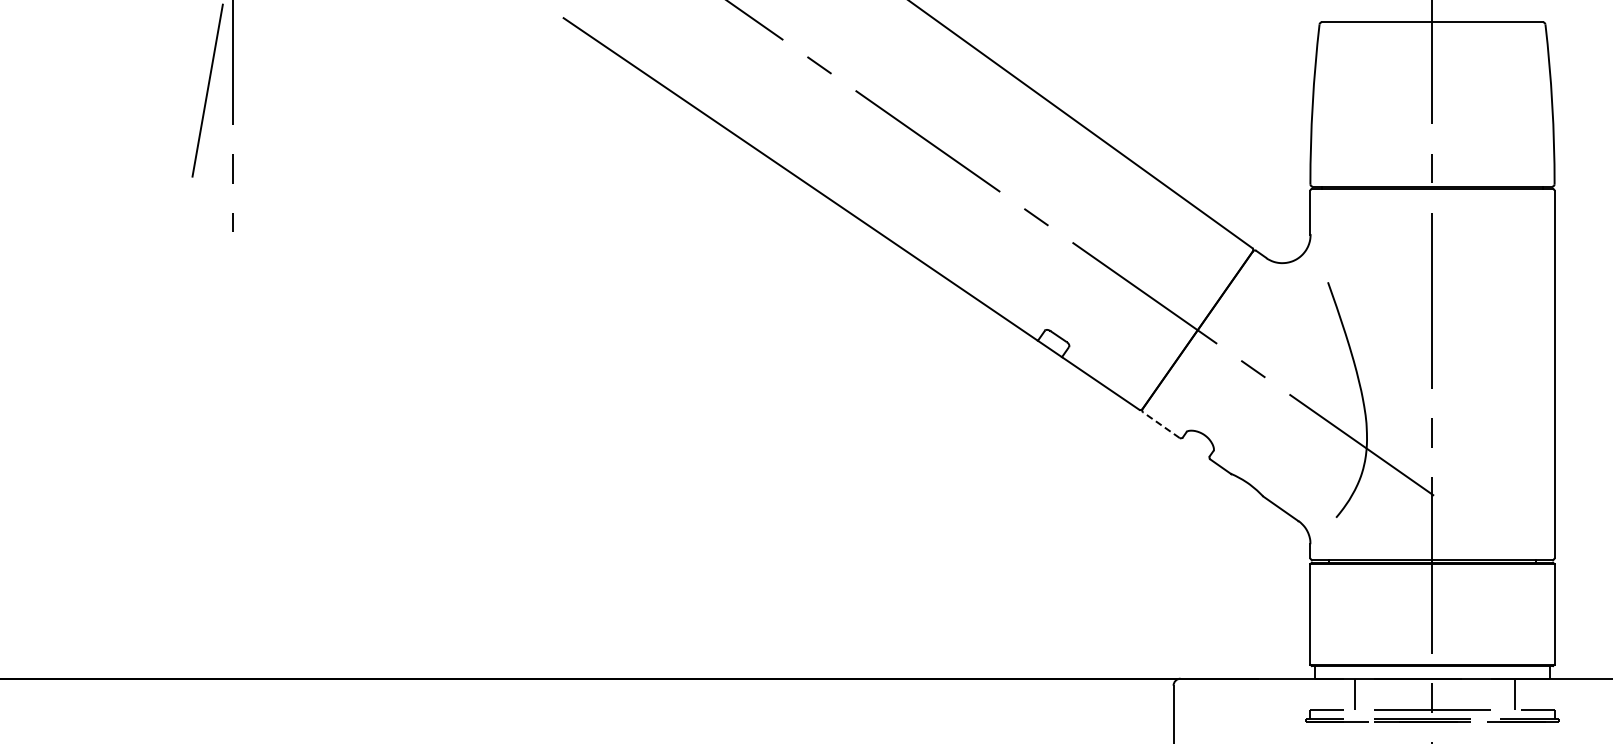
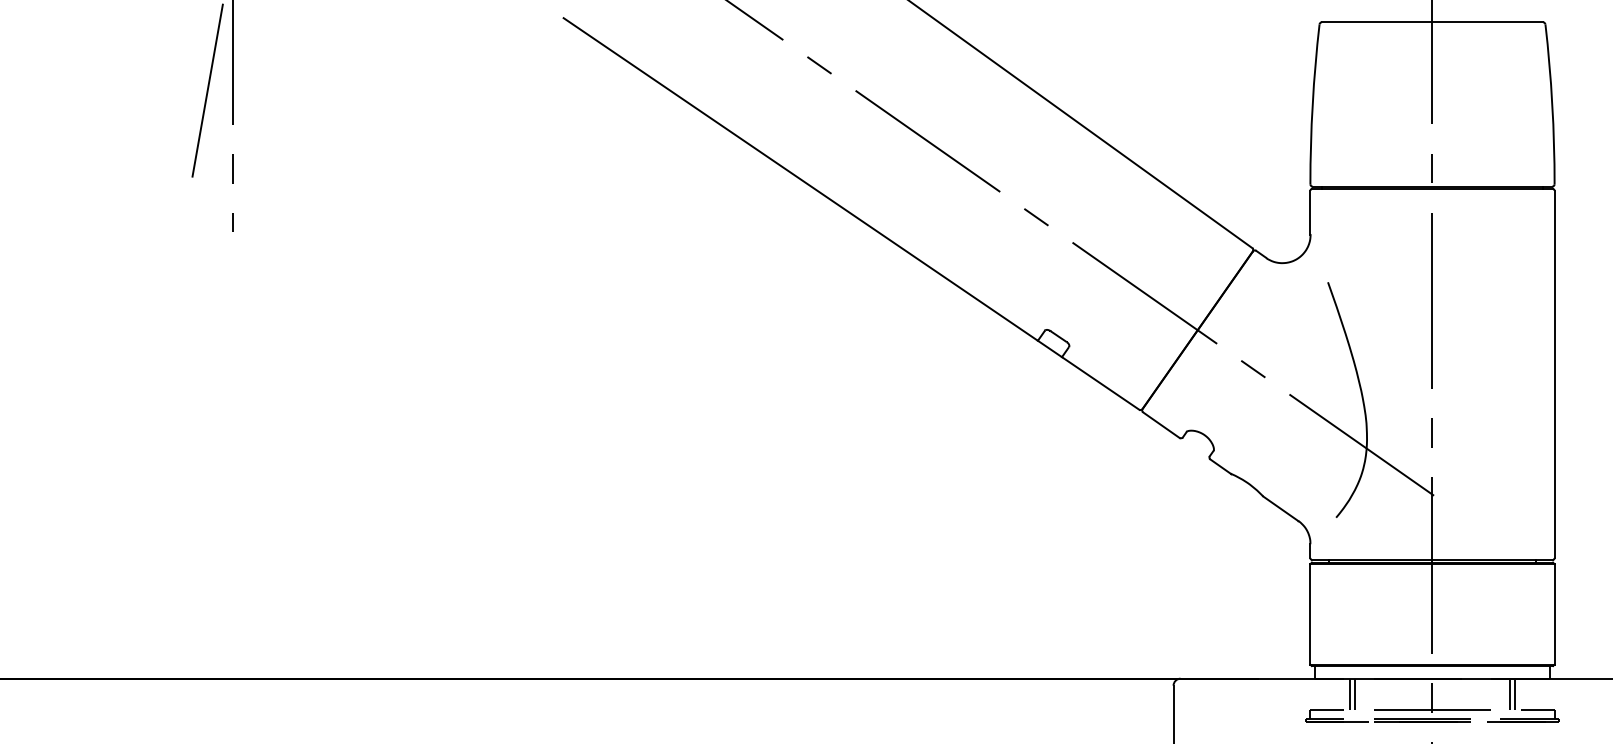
line: dashed -> solid (1160, 424)
line: none -> present (1350, 693)
line: none -> present (1509, 693)
